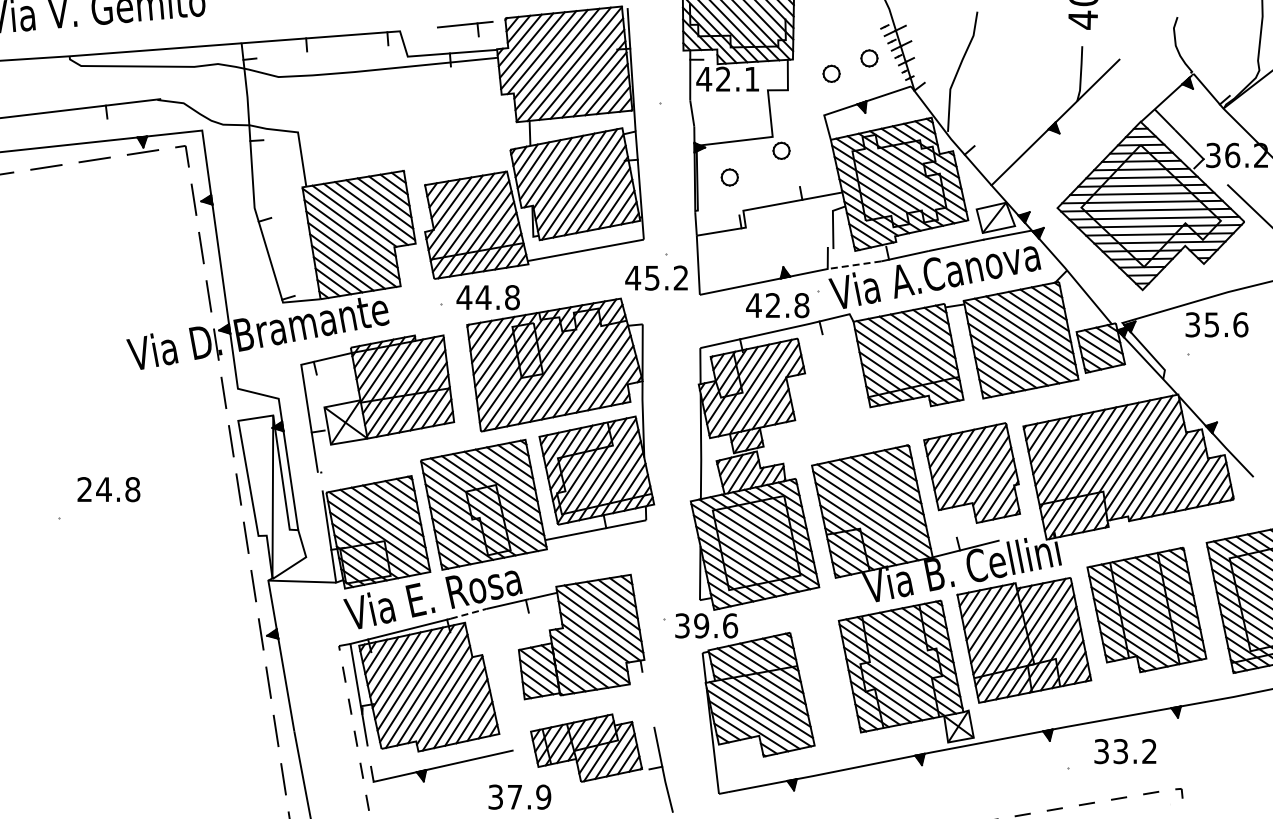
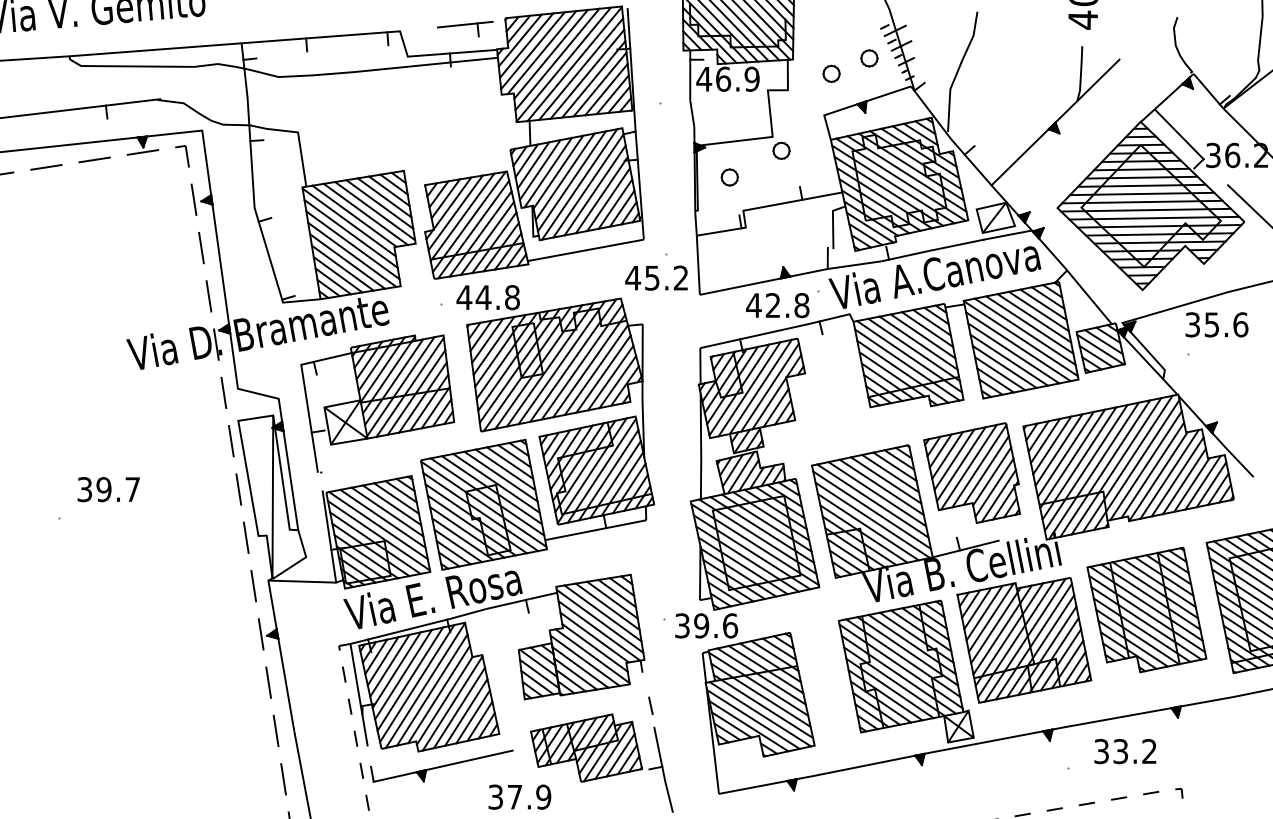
text: 42.1 -> 46.9 (737, 78)
line: dashed -> solid (854, 265)
text: 24.8 -> 39.7 (108, 489)
line: dashed -> solid (469, 613)
line: none -> present (650, 705)
